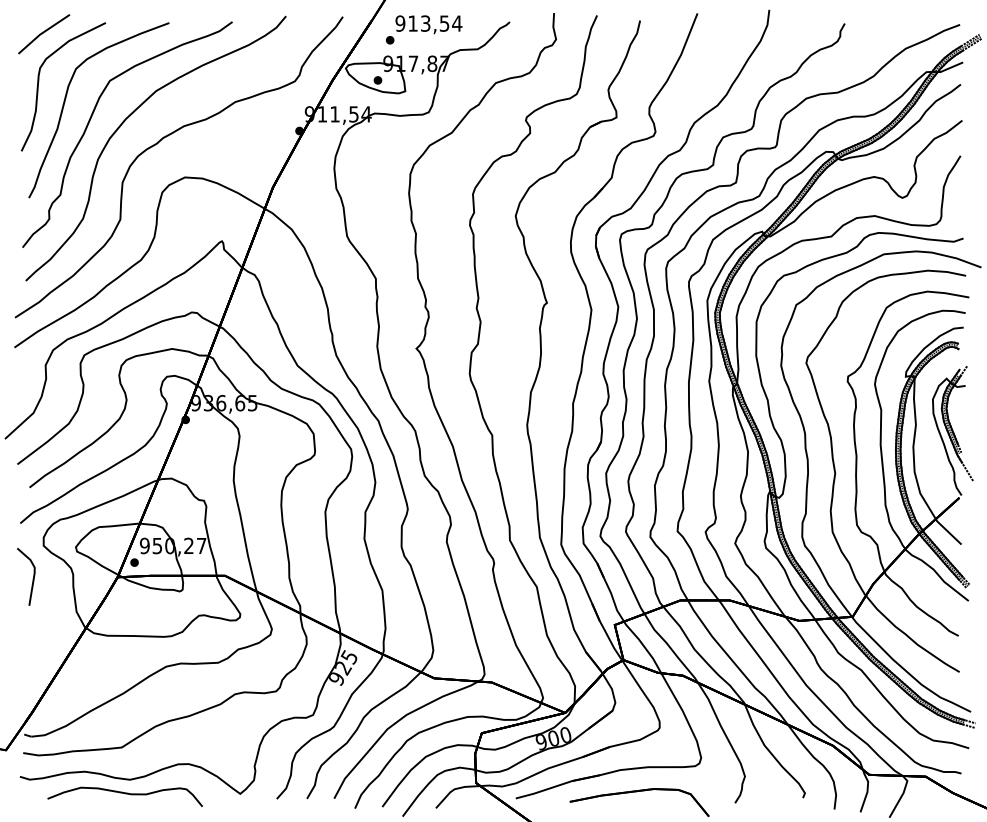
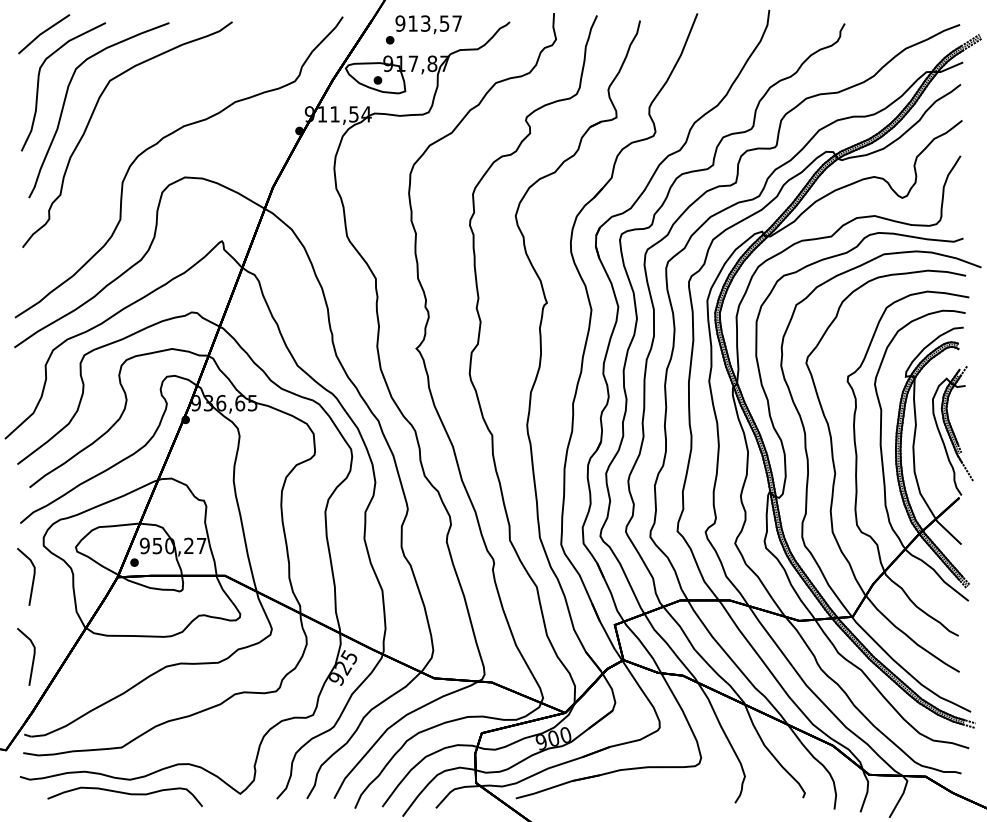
text: 913,54 -> 913,57 (457, 23)
curve: present -> none (125, 121)
line: none -> present (32, 658)
part: present -> none (637, 792)
